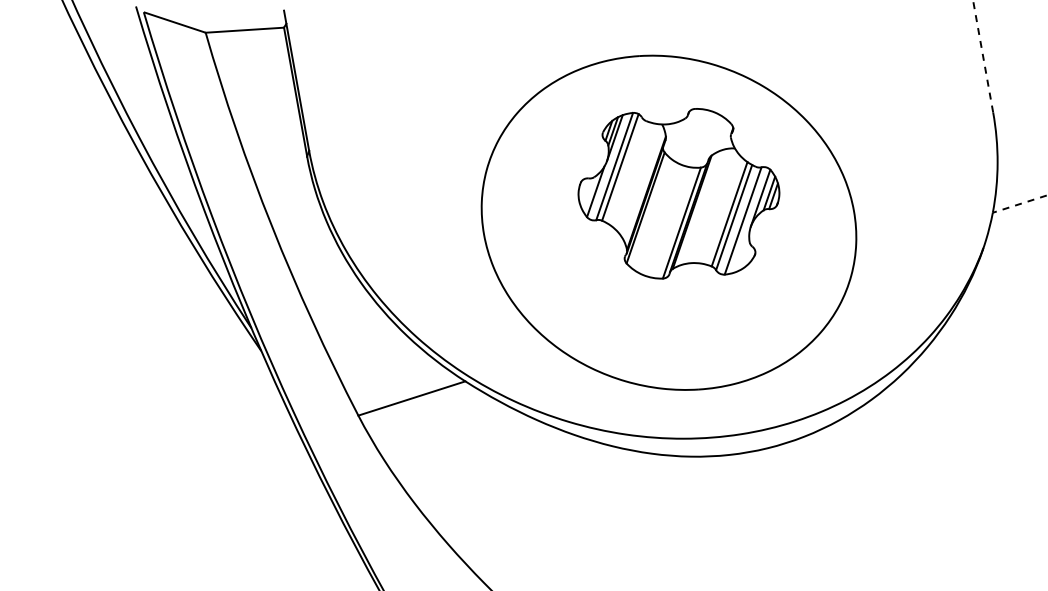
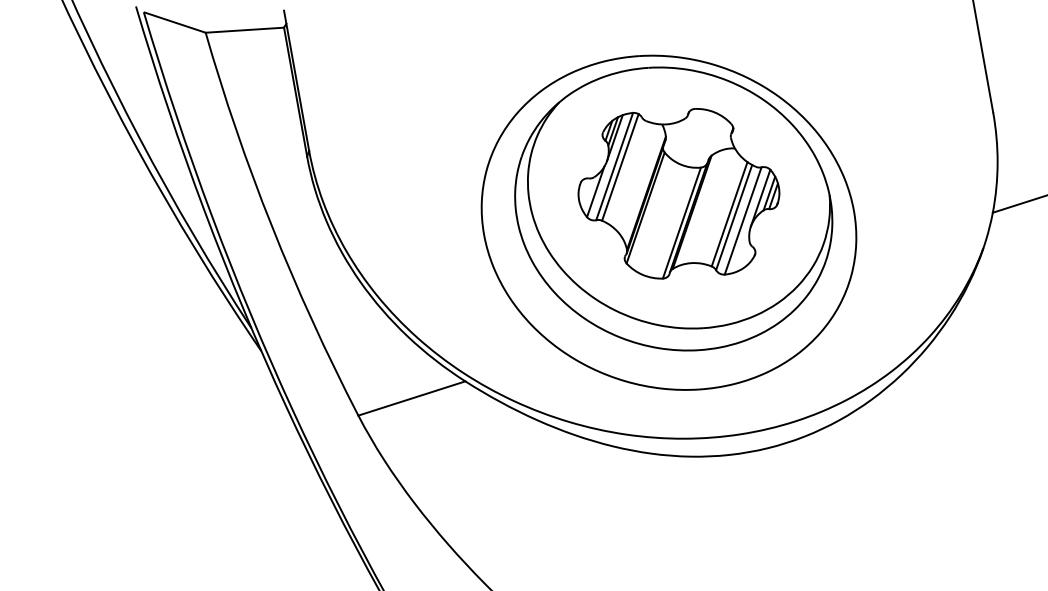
line: dashed -> solid (983, 56)
line: dashed -> solid (1020, 203)
part: none -> present (673, 208)
